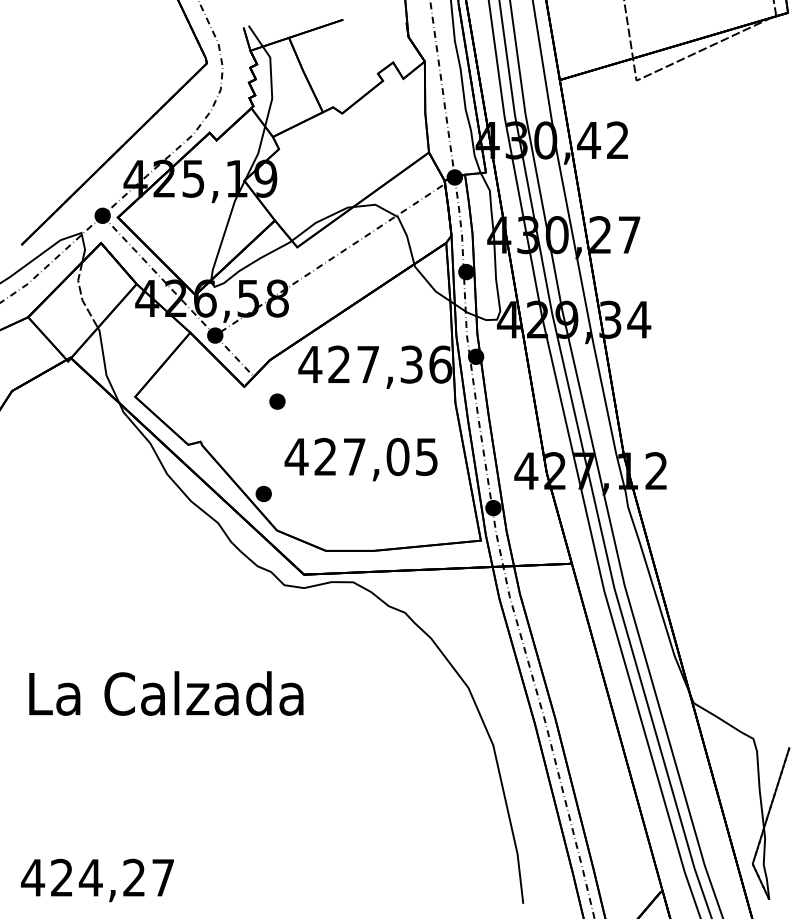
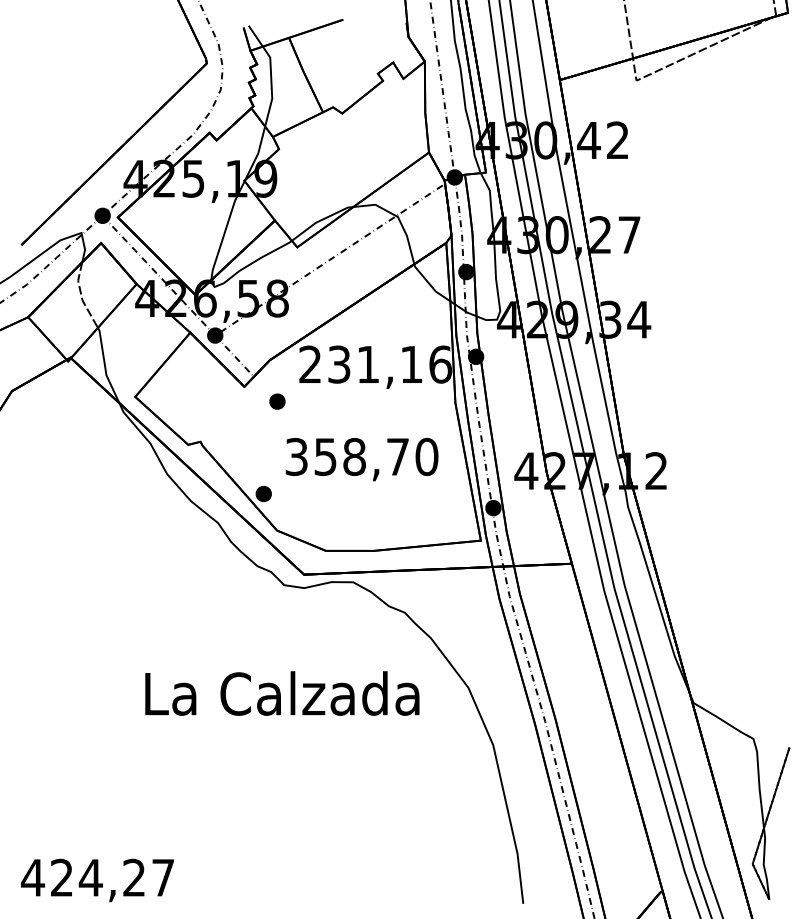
text: 427,36 -> 231,16 (360, 364)
text: 427,05 -> 358,70 (361, 456)
text position: (166, 693) -> (282, 693) (282, 693)
